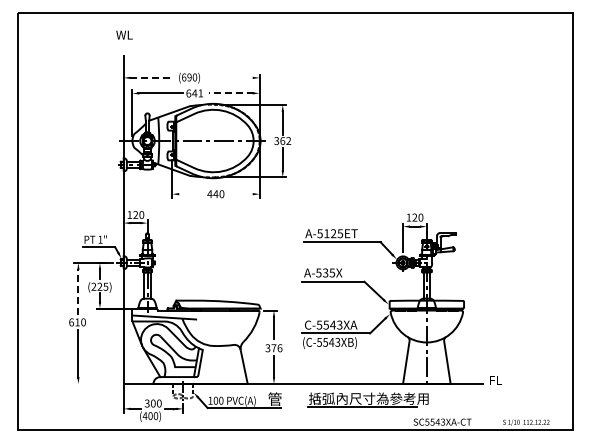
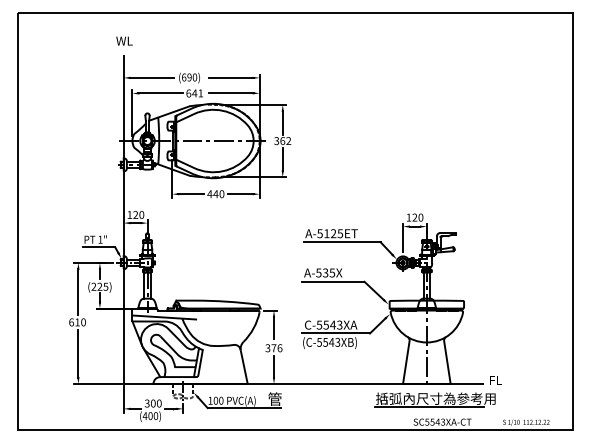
text position: (124, 34) -> (124, 40) (124, 40)
line: dashed -> solid (152, 77)
line: none -> present (231, 77)
line: dashed -> solid (230, 93)
line: none -> present (191, 194)
line: none -> present (240, 194)
line: dashed -> solid (78, 291)
line: none -> present (97, 383)
part position: (367, 399) -> (434, 399) (434, 399)
